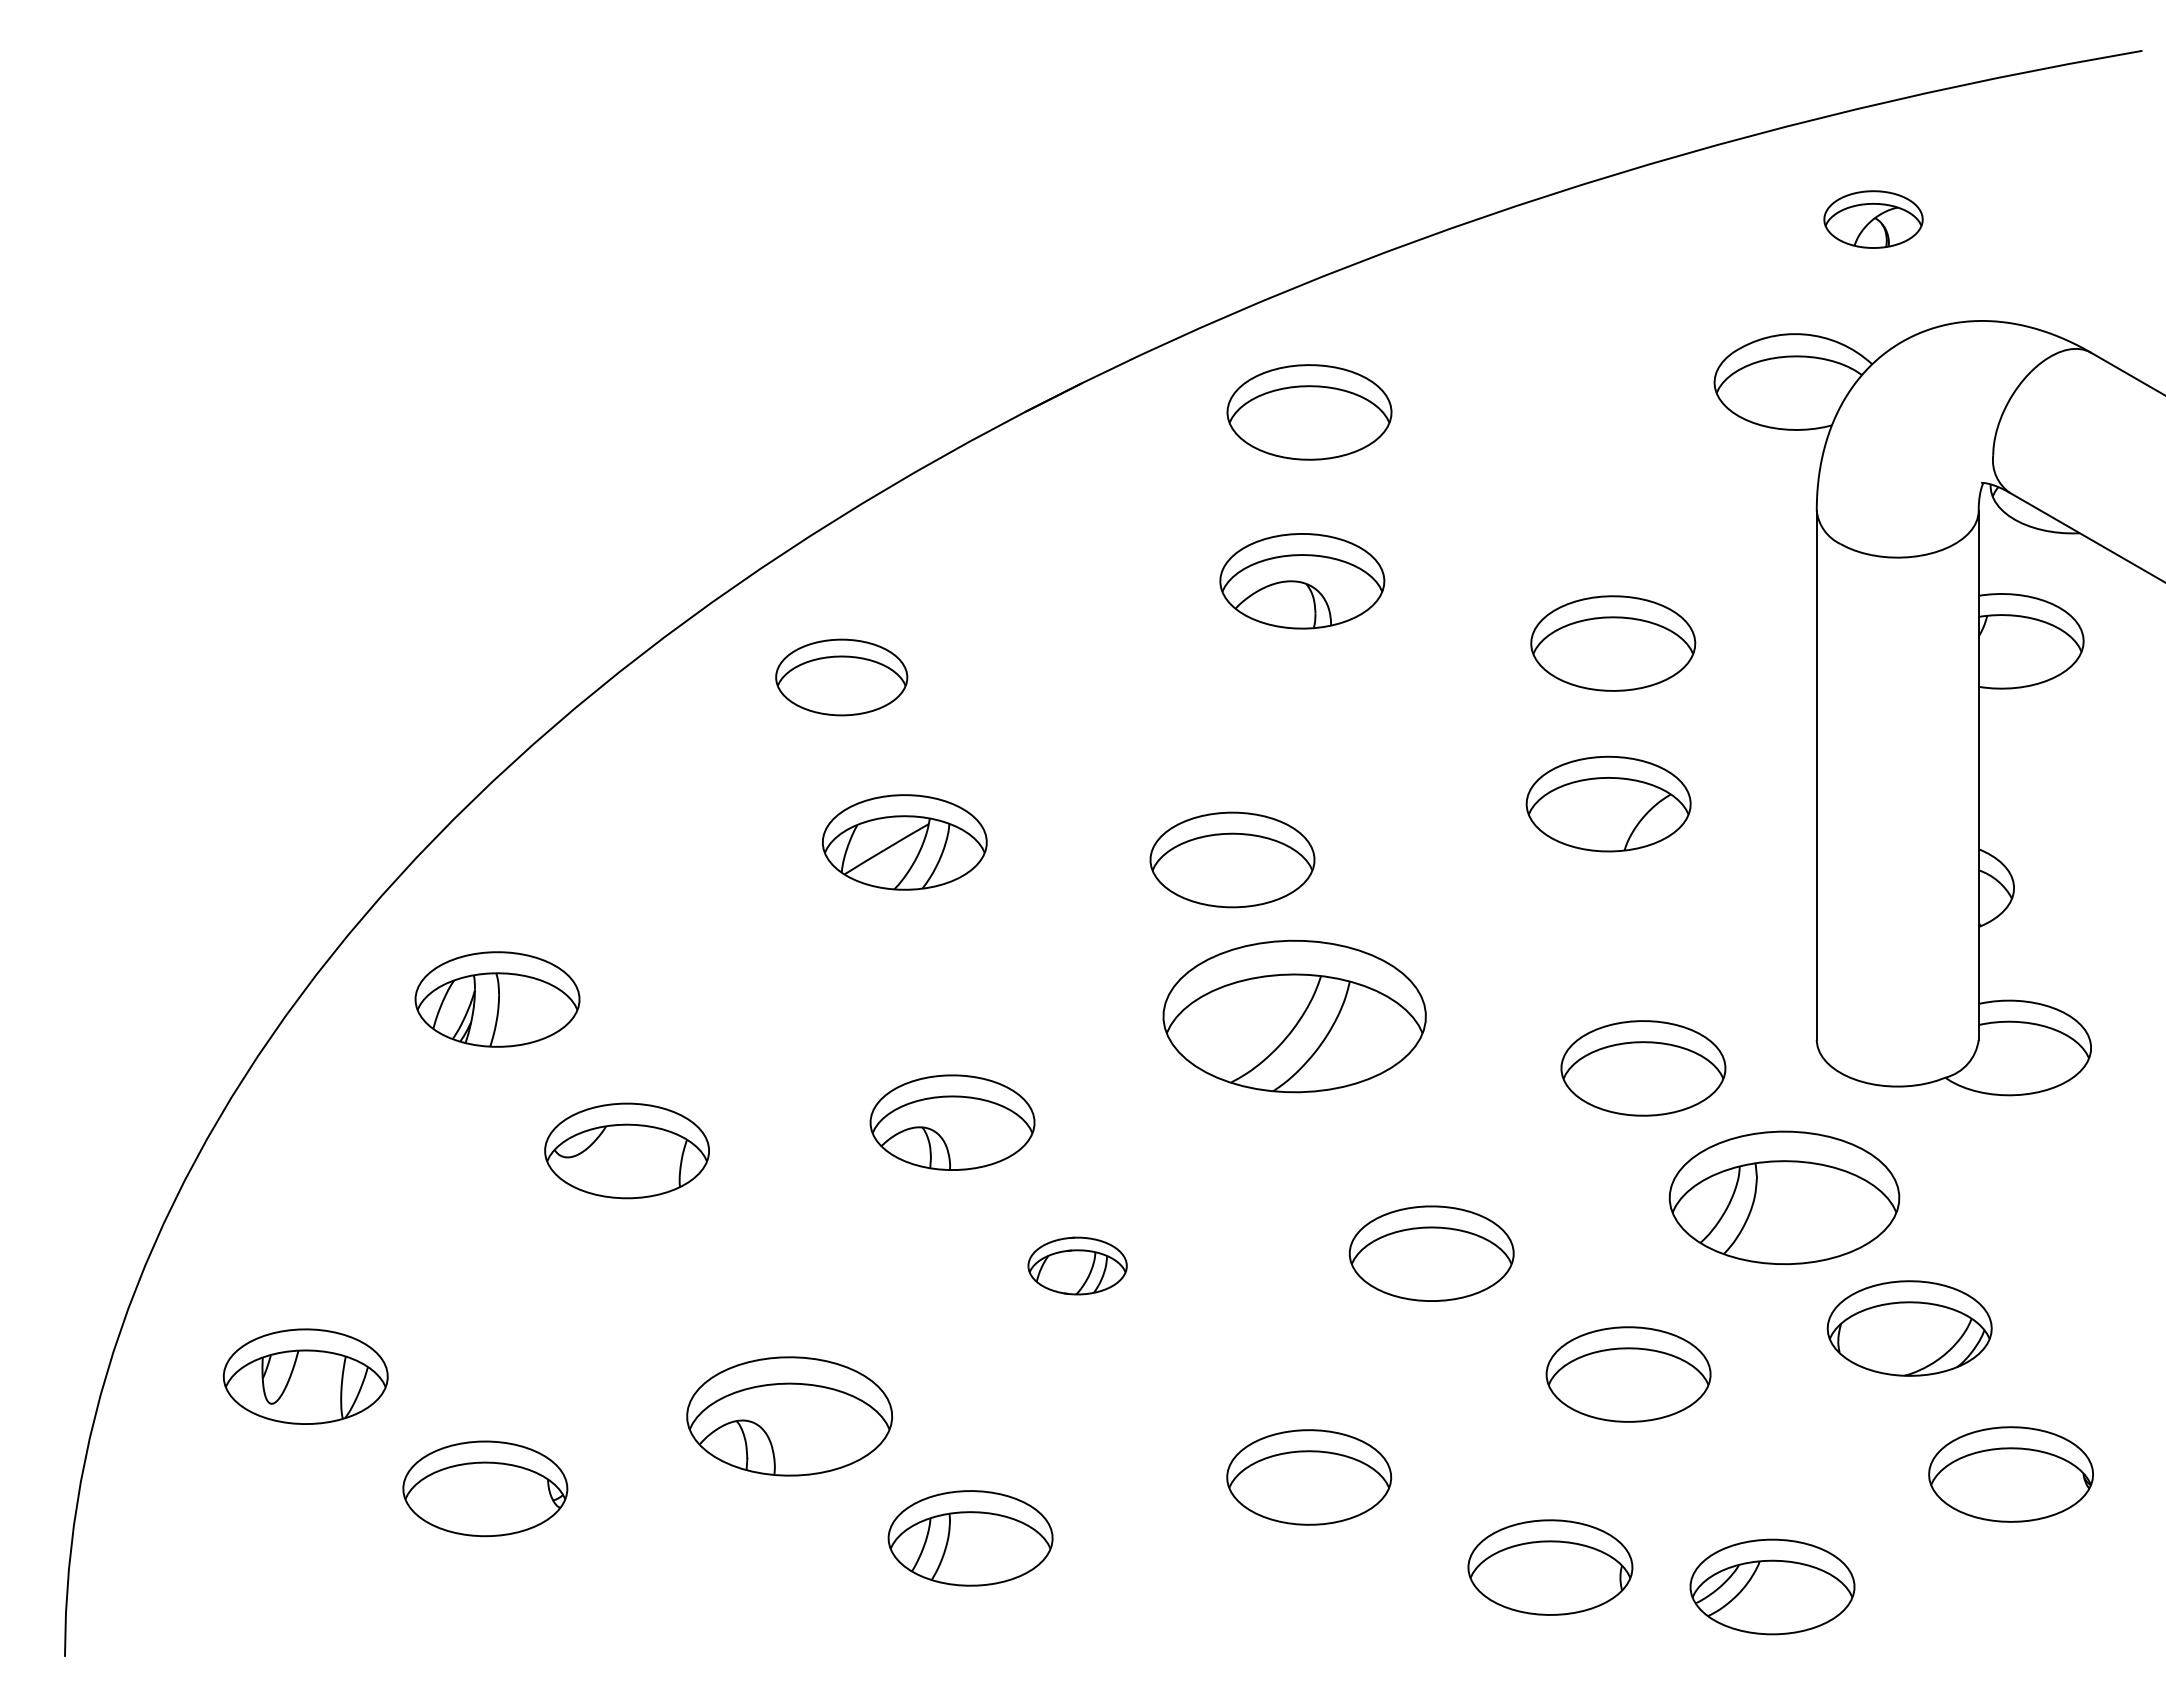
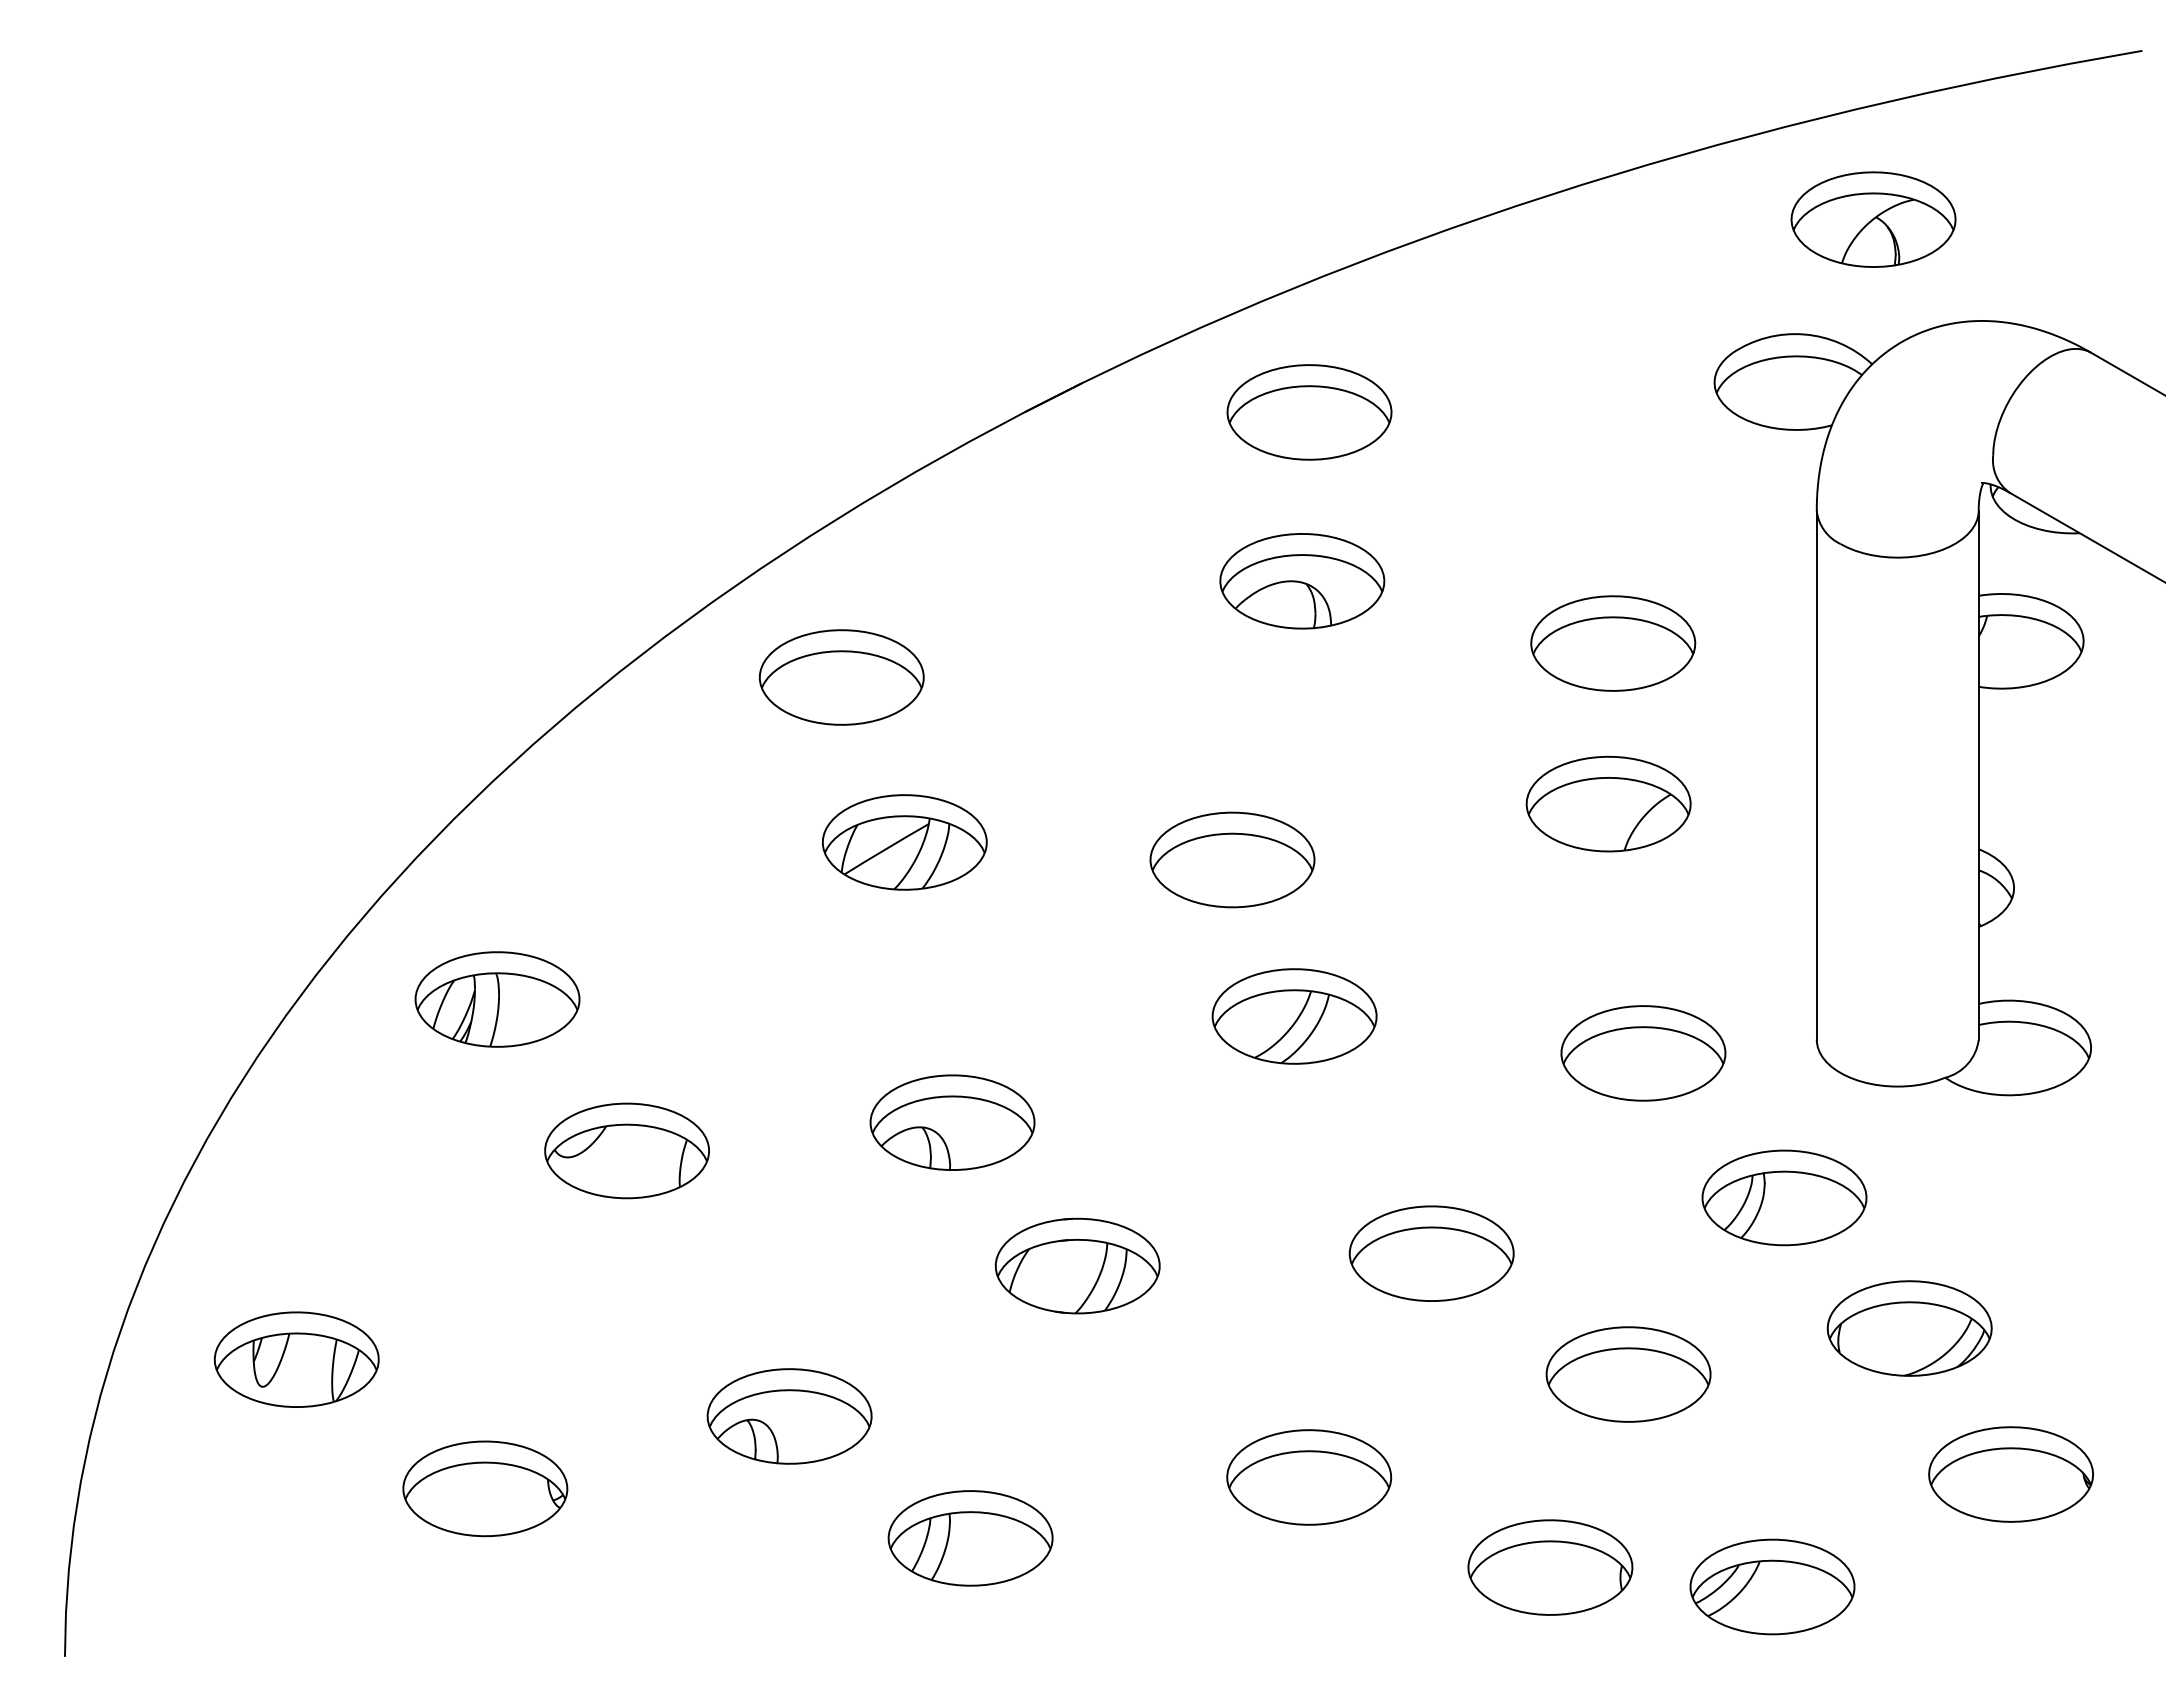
part size: 101x59 px -> 167x97 px (1873, 219)
part size: 134x79 px -> 167x97 px (841, 677)
part size: 265x155 px -> 167x97 px (1294, 1016)
part position: (1643, 1068) -> (1643, 1053) (1643, 1053)
part size: 233x136 px -> 167x98 px (1784, 1197)
part size: 101x60 px -> 167x98 px (1077, 1265)
part position: (305, 1376) -> (296, 1359) (296, 1359)
part size: 208x121 px -> 167x97 px (789, 1416)
